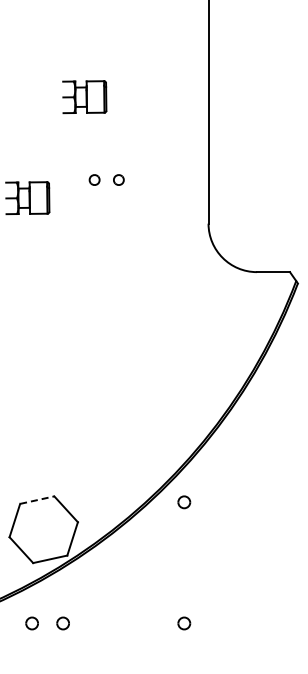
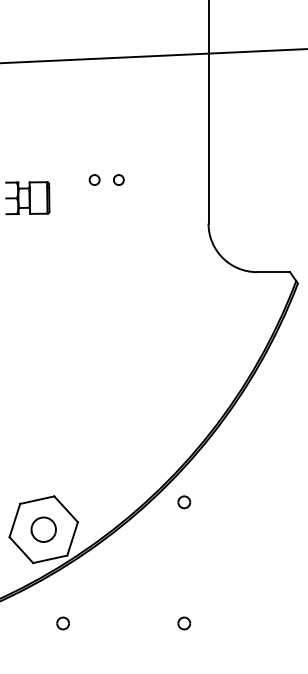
line: none -> present (153, 56)
part: present -> none (84, 97)
line: dashed -> solid (37, 500)
part: none -> present (43, 529)
part: present -> none (31, 623)
